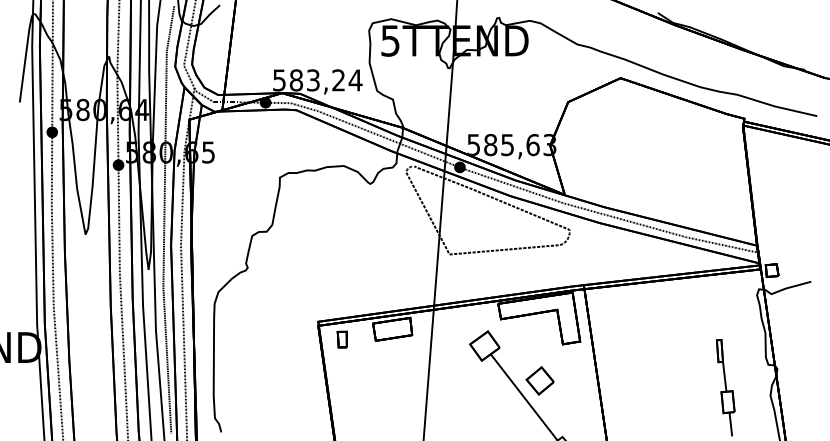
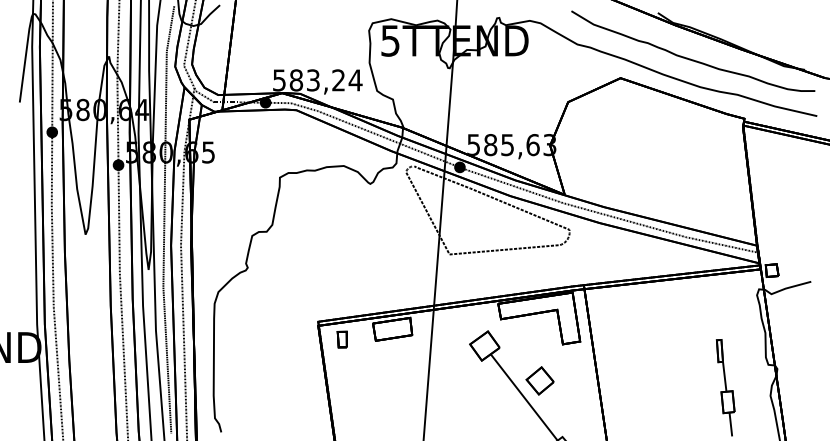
curve: none -> present (690, 58)
